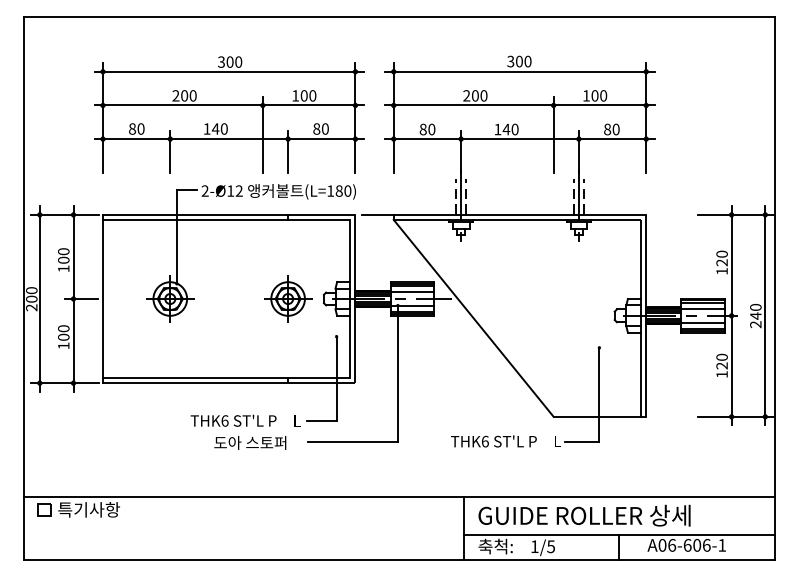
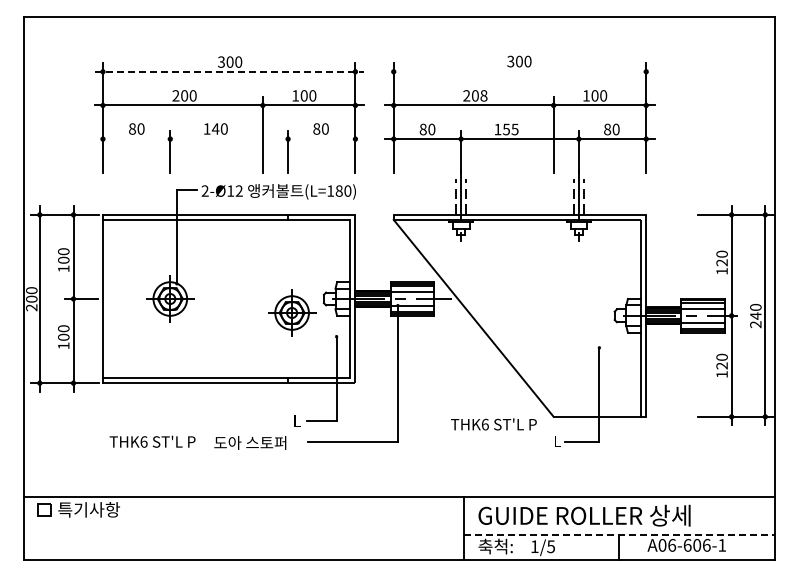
line: solid -> dashed (229, 71)
line: present -> none (519, 71)
text: 200 -> 208 (483, 95)
text: 140 -> 155 (510, 129)
line: present -> none (228, 139)
line: present -> none (377, 214)
part position: (288, 298) -> (292, 312) (292, 312)
text position: (233, 420) -> (152, 441) (152, 441)
text position: (493, 441) -> (493, 424) (493, 424)
line: solid -> dashed (619, 534)
